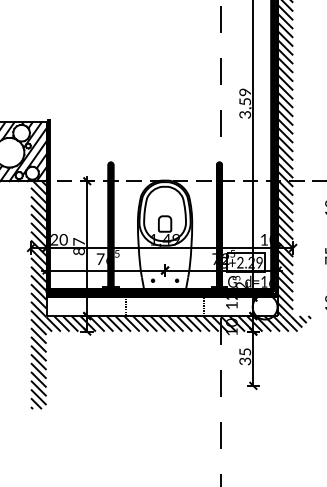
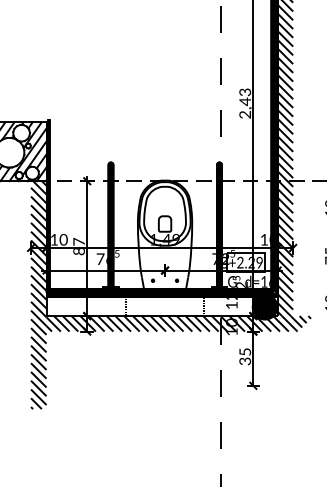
text: 3,59 -> 2,43 (245, 103)
text: 20 -> 10 (54, 239)
fill: none -> present (264, 306)
